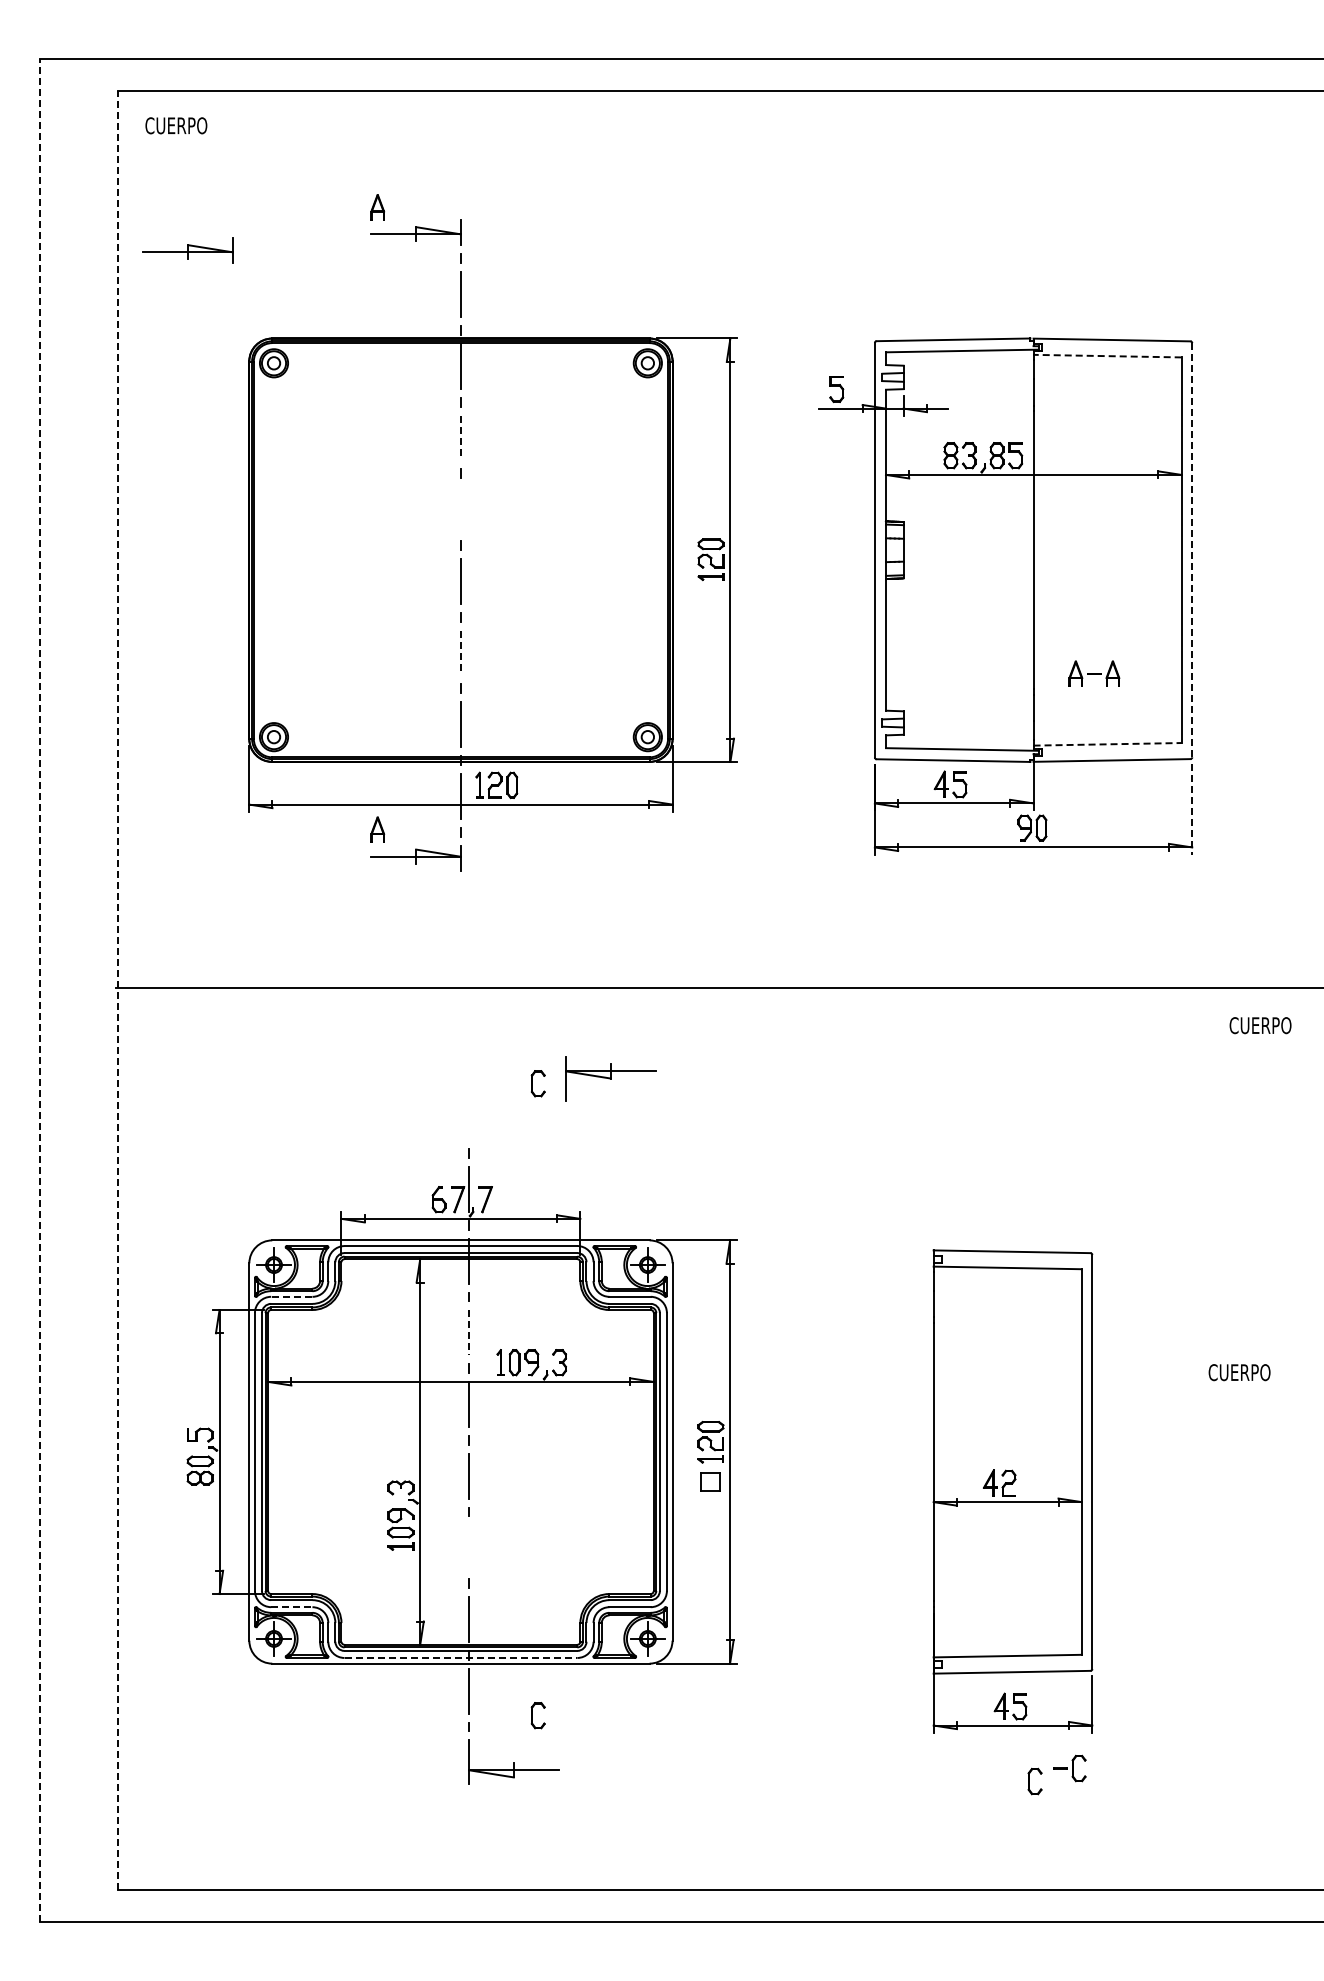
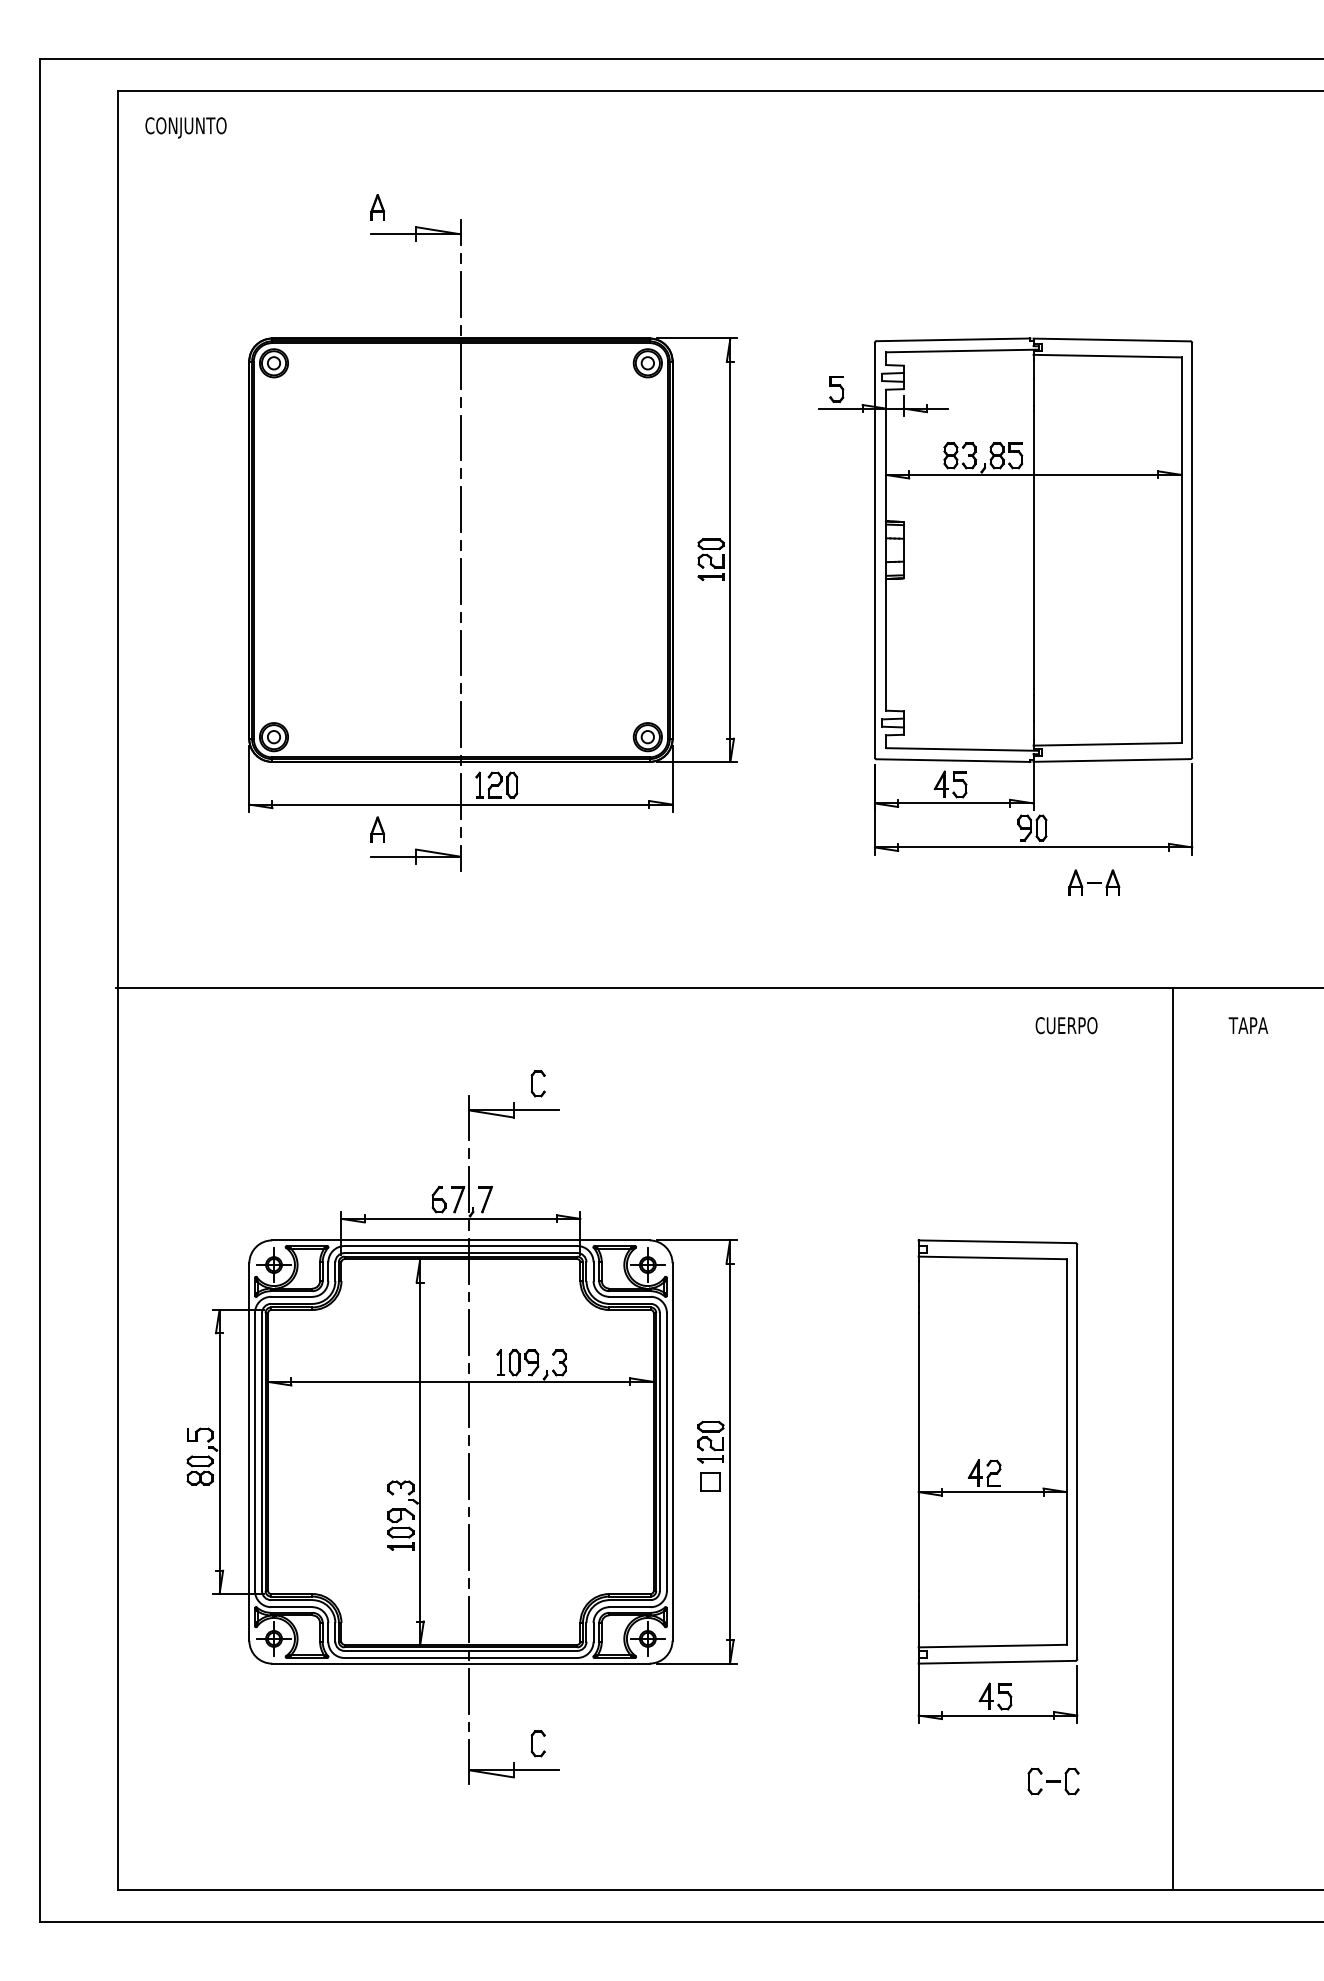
text: CUERPO -> CONJUNTO (191, 127)
part: present -> none (187, 250)
line: dashed -> solid (1107, 356)
line: dashed -> solid (460, 438)
line: none -> present (460, 509)
line: dashed -> solid (1192, 550)
line: dashed -> solid (460, 653)
part position: (1094, 673) -> (1094, 882) (1094, 882)
line: dashed -> solid (1108, 744)
line: dashed -> solid (1192, 809)
line: dashed -> solid (39, 990)
line: dashed -> solid (118, 990)
text: CUERPO -> TAPA (1259, 1025)
part position: (610, 1078) -> (513, 1117) (513, 1117)
line: dashed -> solid (291, 1296)
line: dashed -> solid (469, 1333)
text position: (1239, 1372) -> (1066, 1025) (1066, 1025)
line: none -> present (1172, 1438)
part position: (1012, 1491) -> (997, 1481) (997, 1481)
line: none -> present (468, 1547)
line: dashed -> solid (291, 1607)
line: dashed -> solid (461, 1657)
part position: (537, 1715) -> (537, 1743) (537, 1743)
part position: (1069, 1768) -> (1062, 1781) (1062, 1781)
